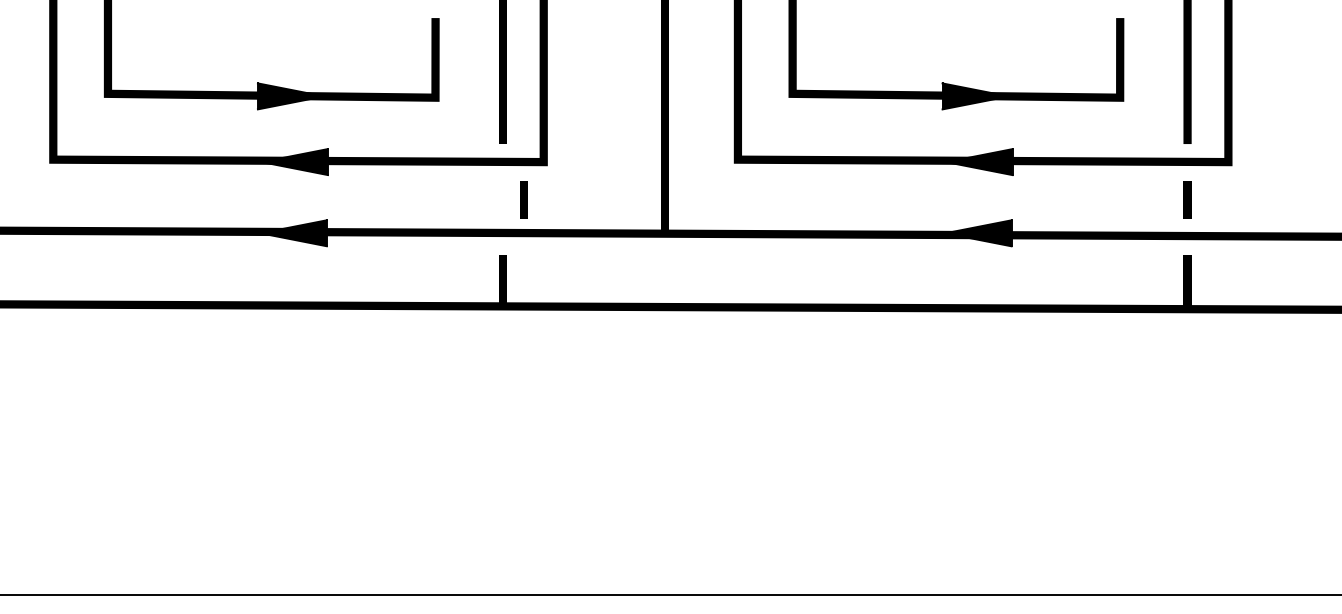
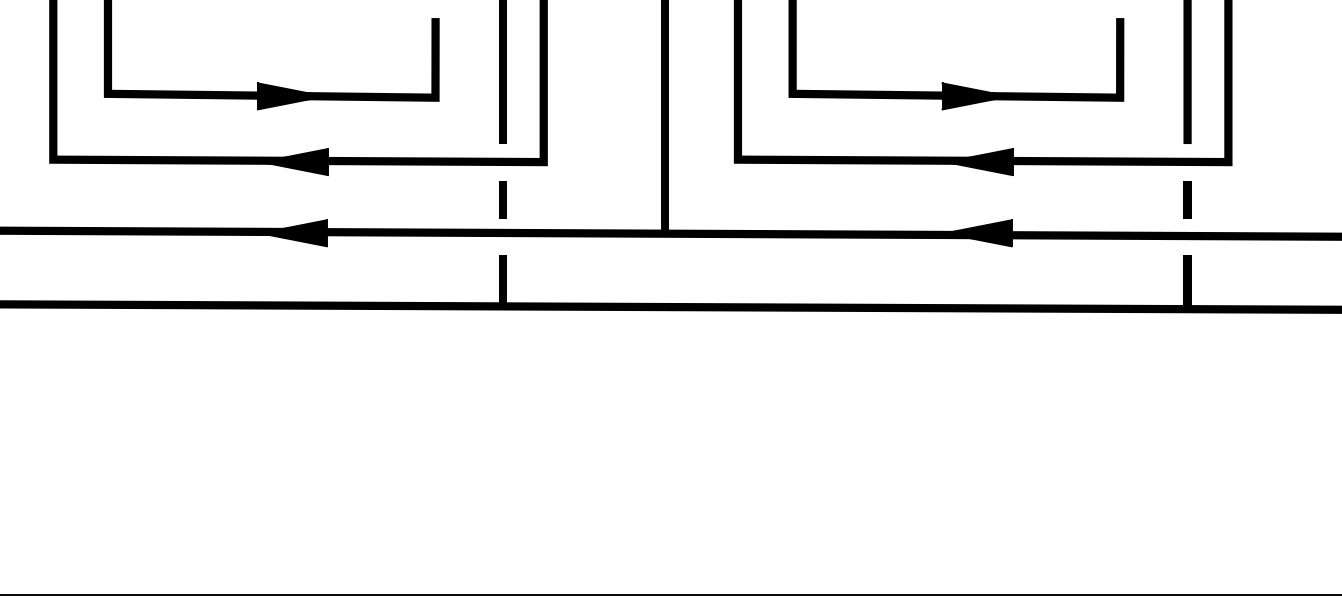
line position: (523, 199) -> (502, 199) (502, 199)
